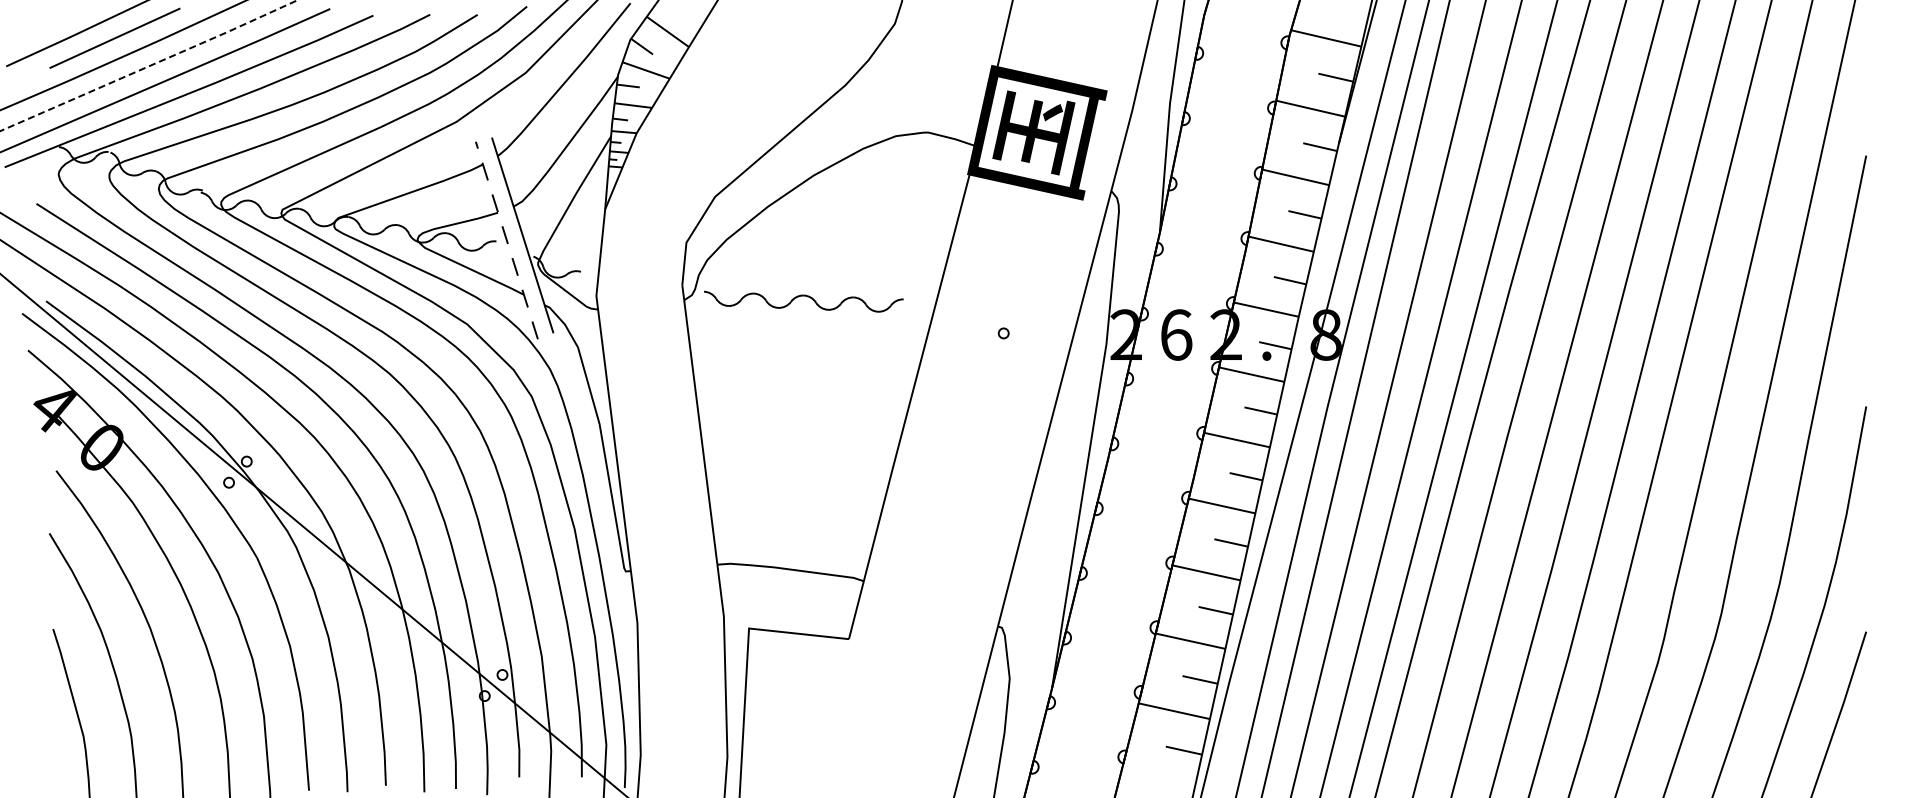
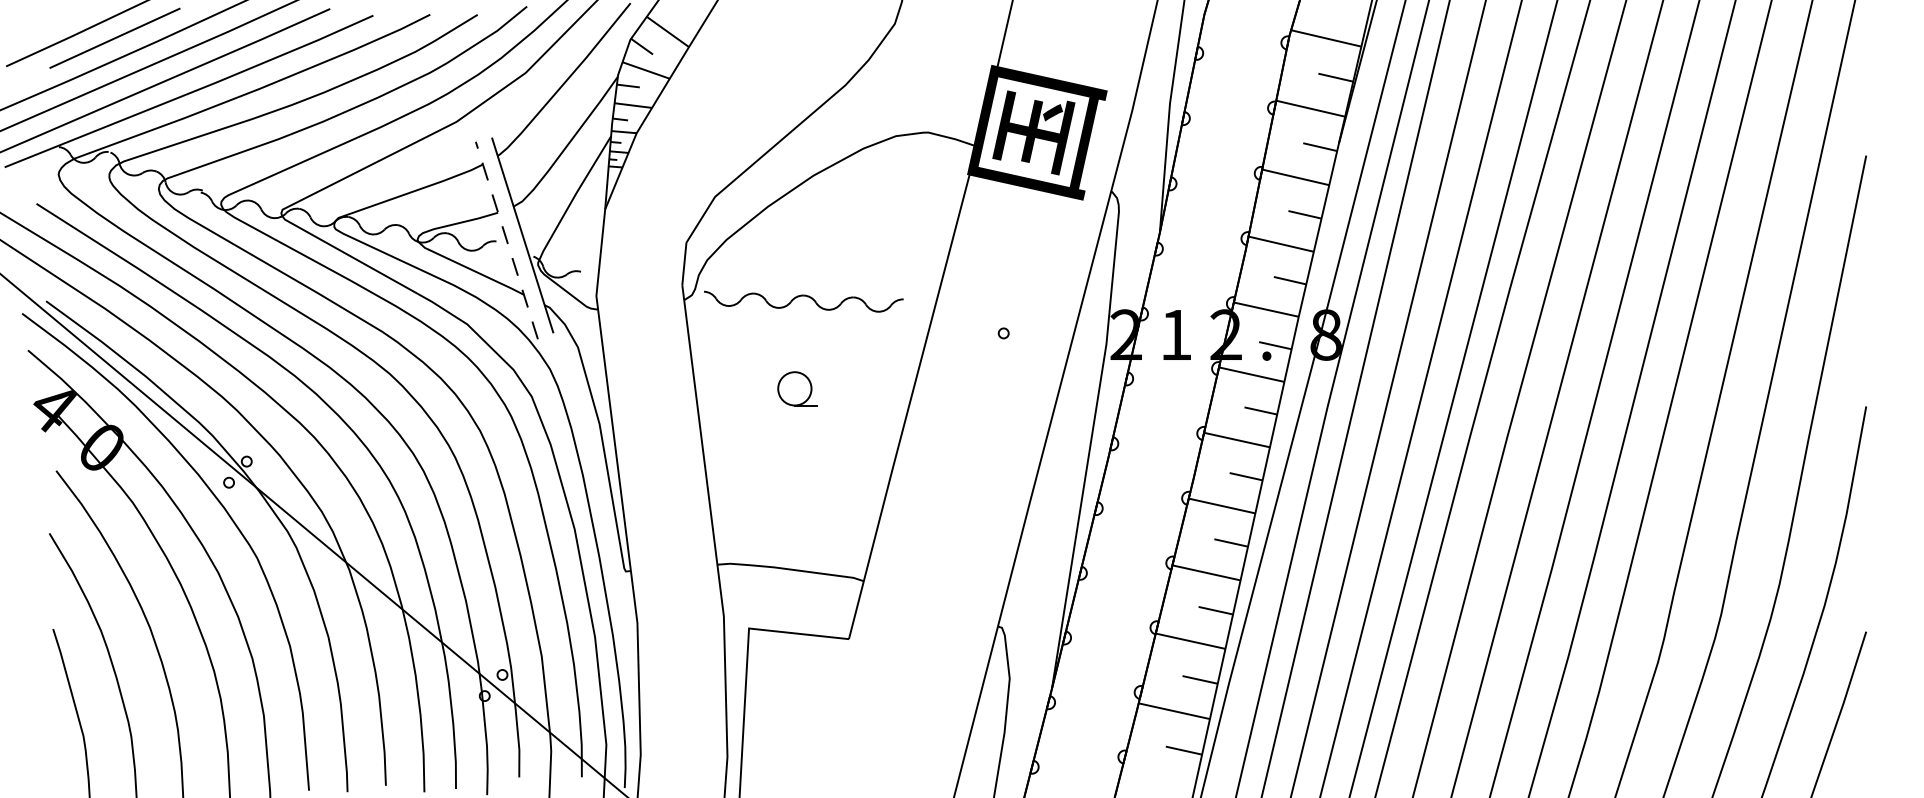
line: dashed -> solid (150, 65)
text: 6 -> 1 (1176, 334)
part: none -> present (797, 388)
